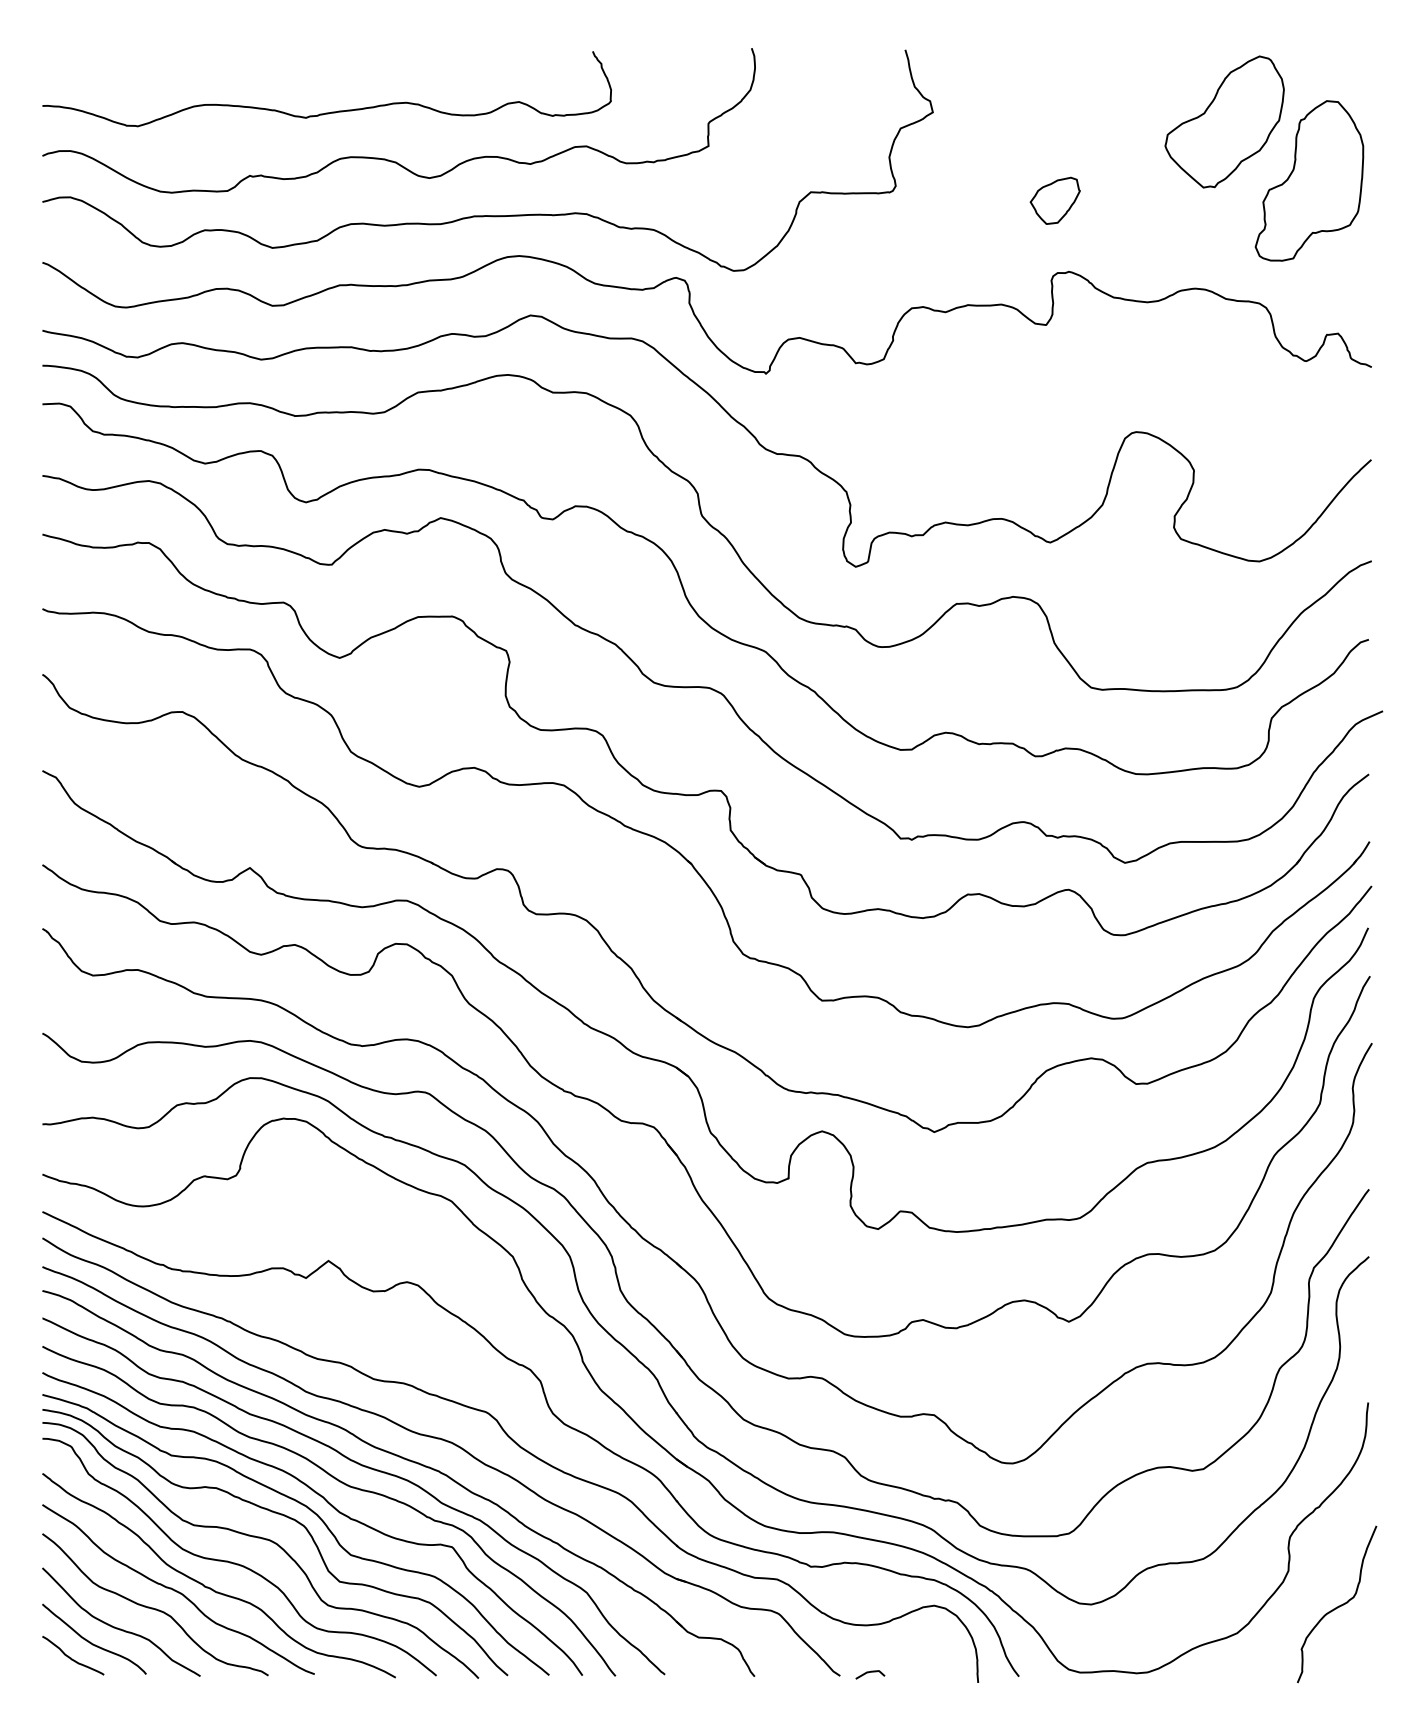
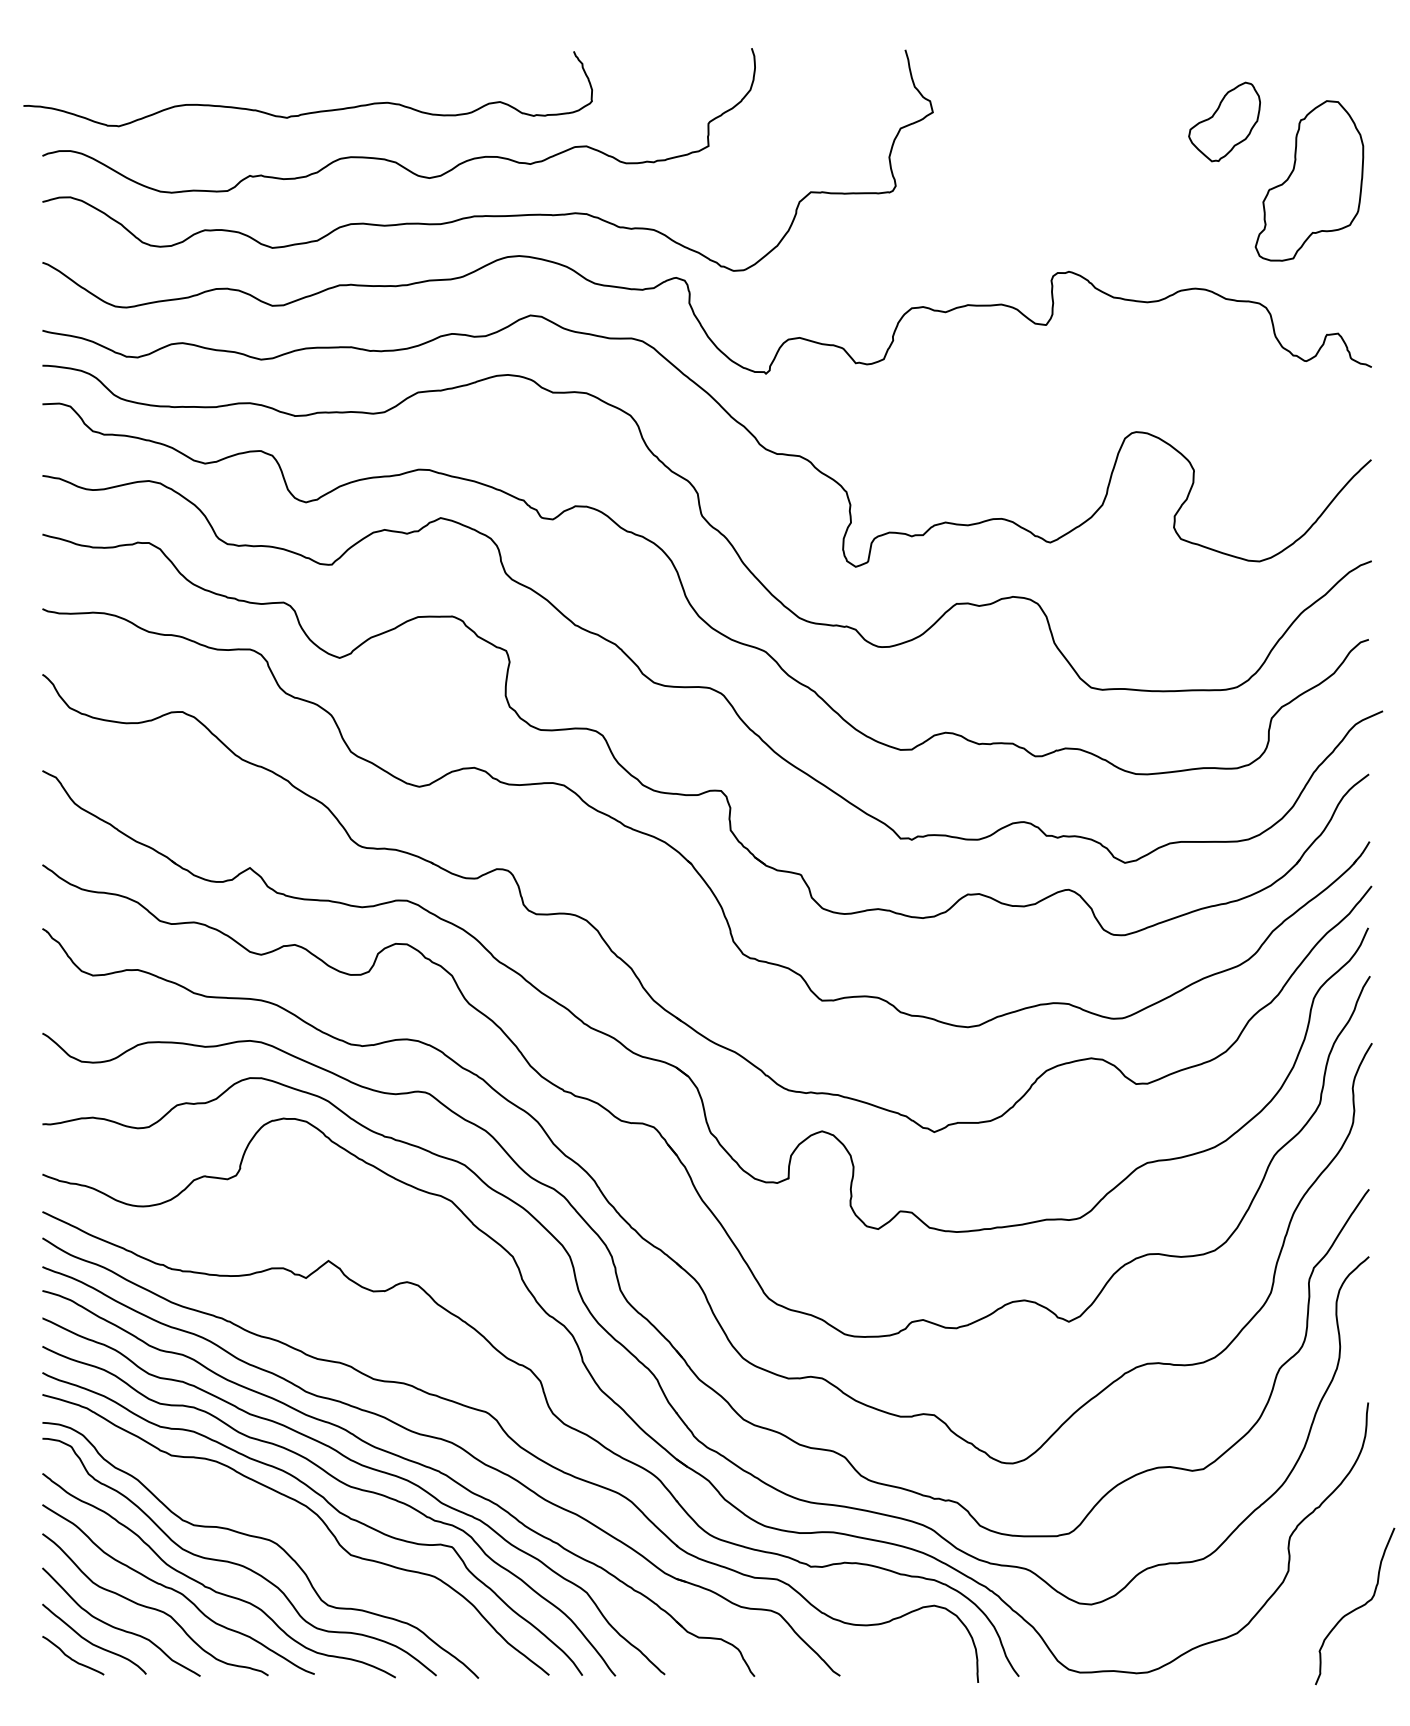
curve position: (331, 111) -> (312, 111) (312, 111)
part size: 121x134 px -> 73x82 px (1224, 121)
part: present -> none (1054, 200)
curve: present -> none (288, 1518)
curve position: (1338, 1605) -> (1356, 1607) (1356, 1607)
curve: present -> none (870, 1672)
